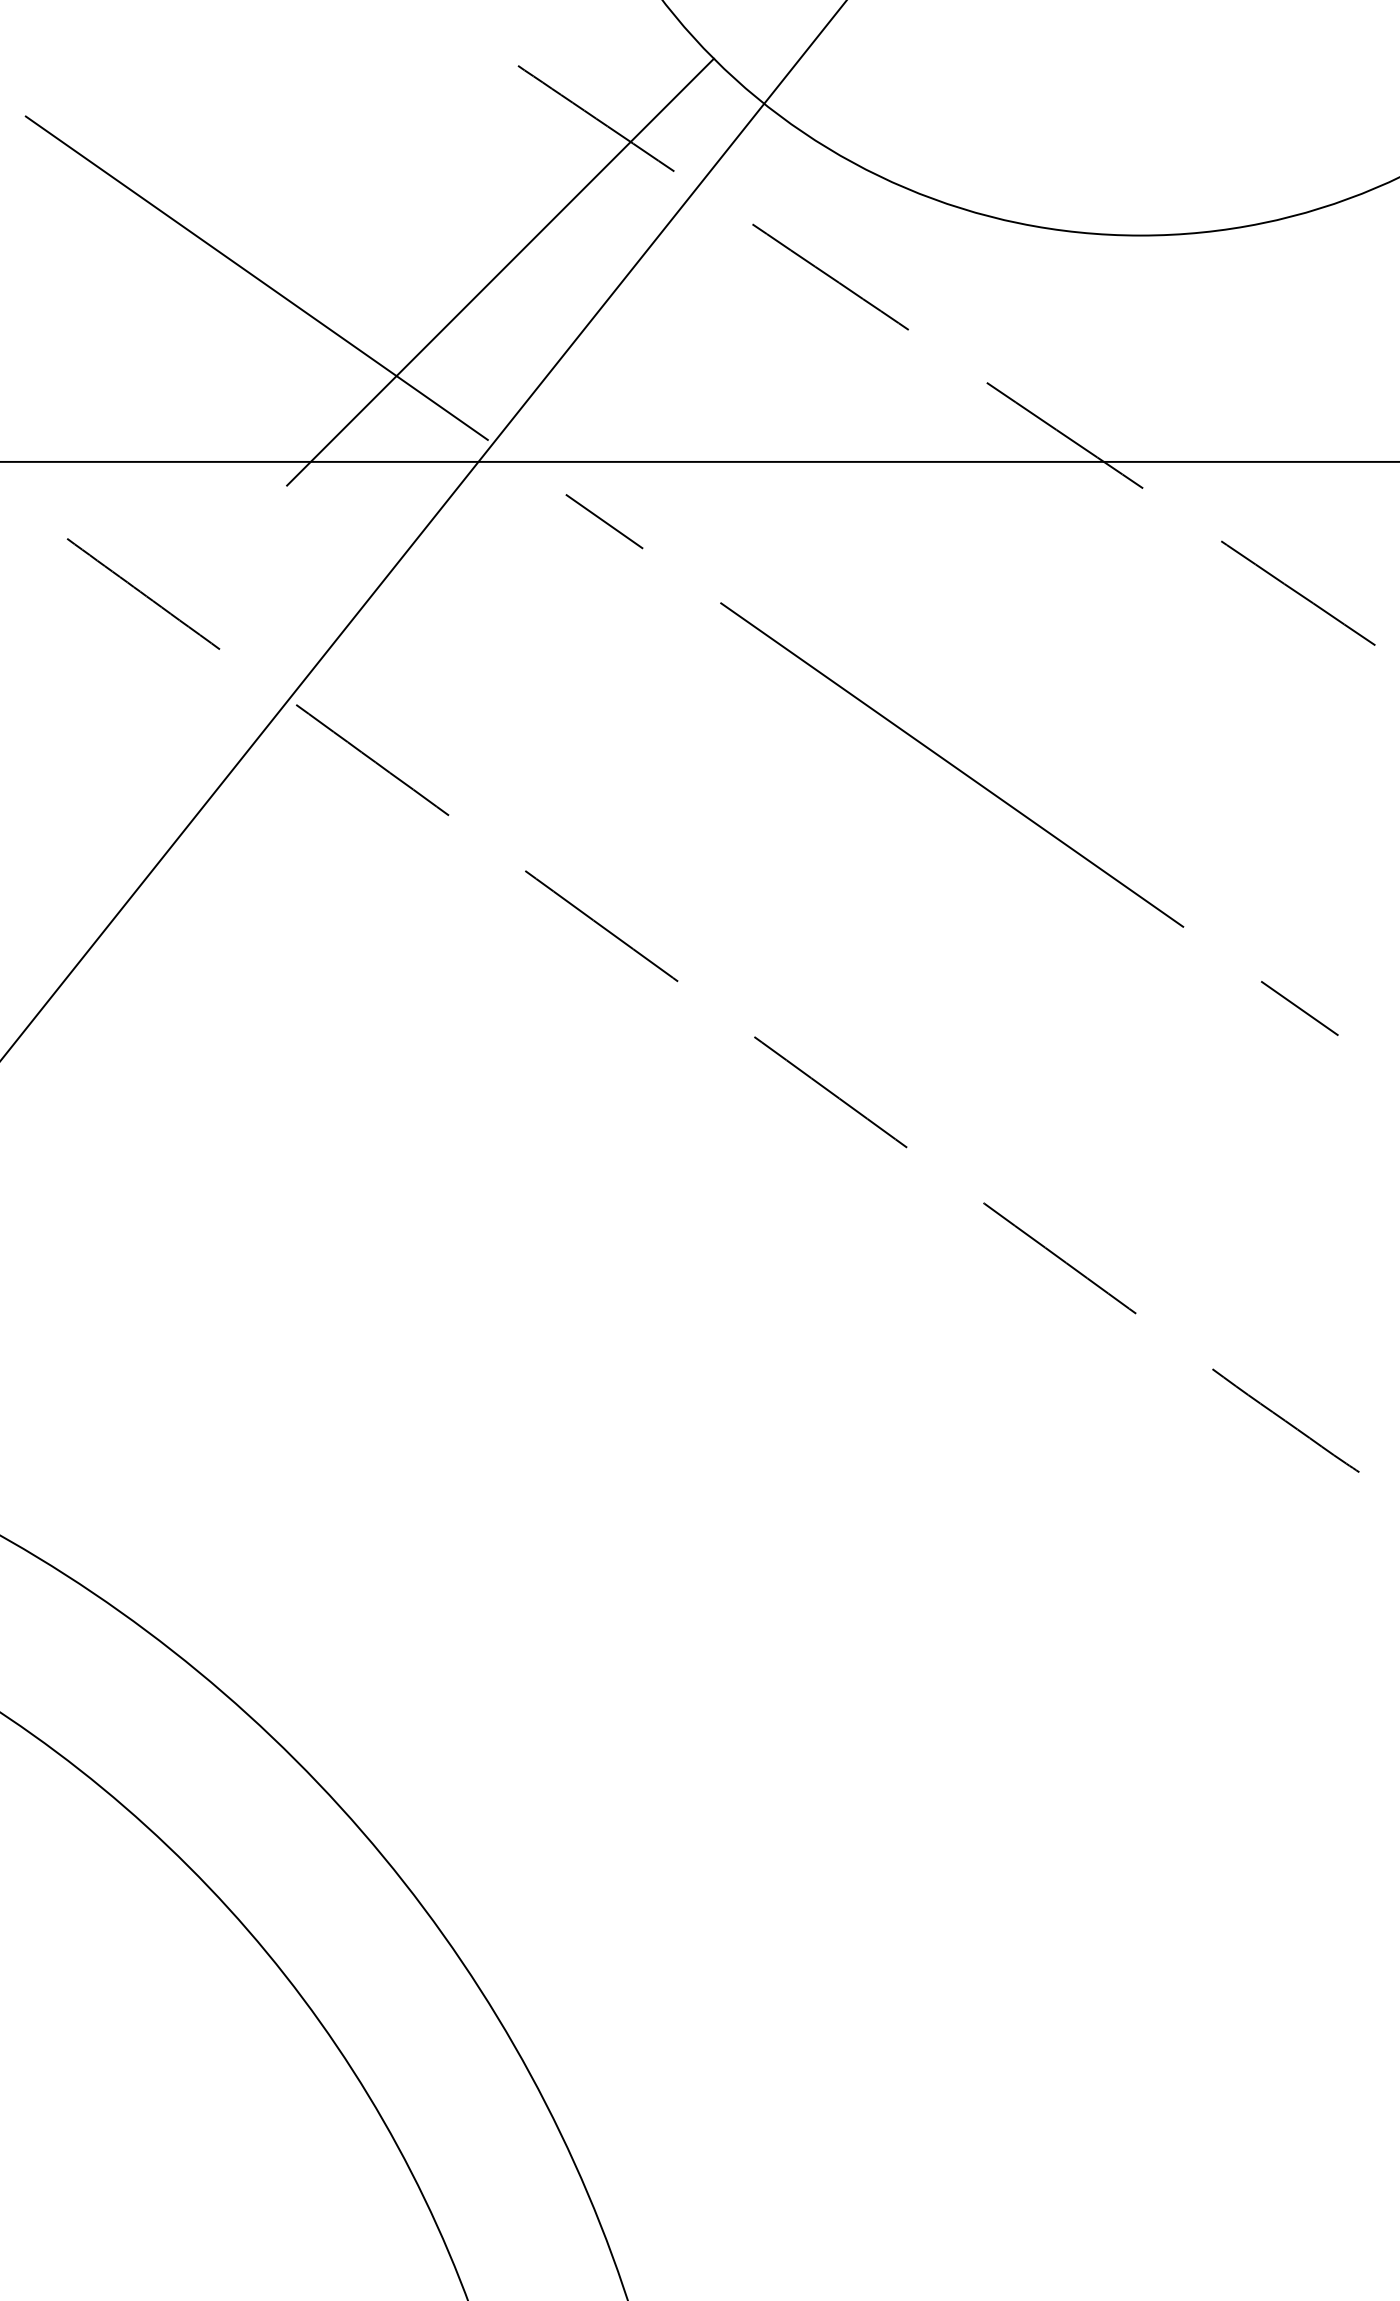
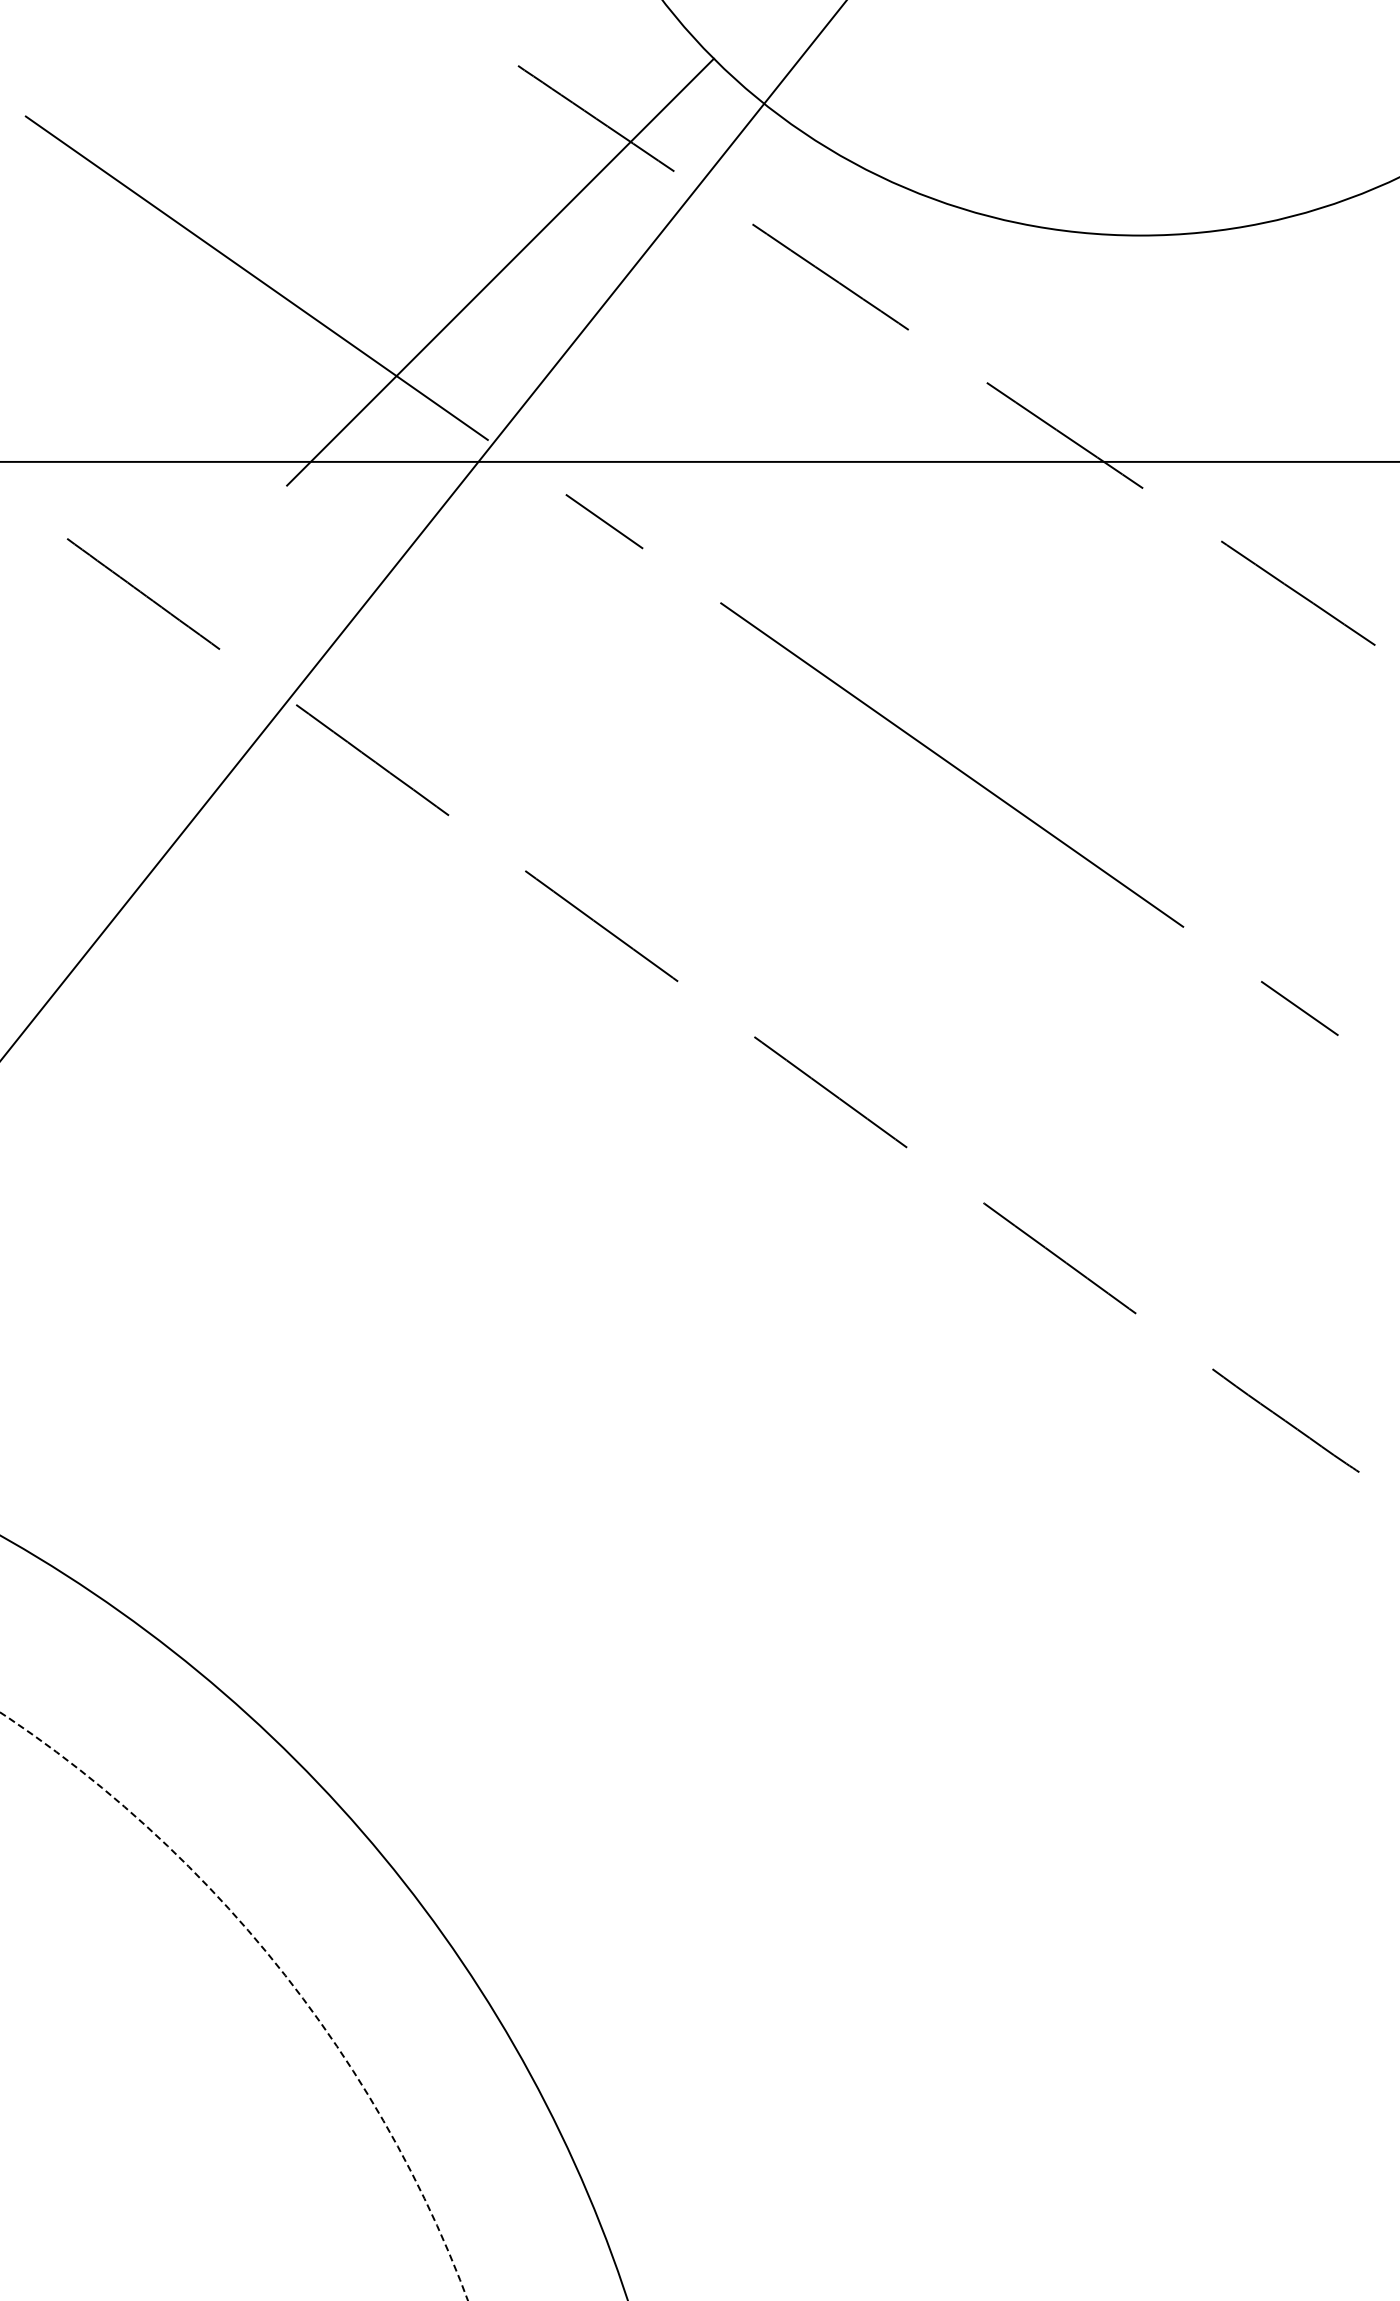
circle: solid -> dashed (233, 2006)
